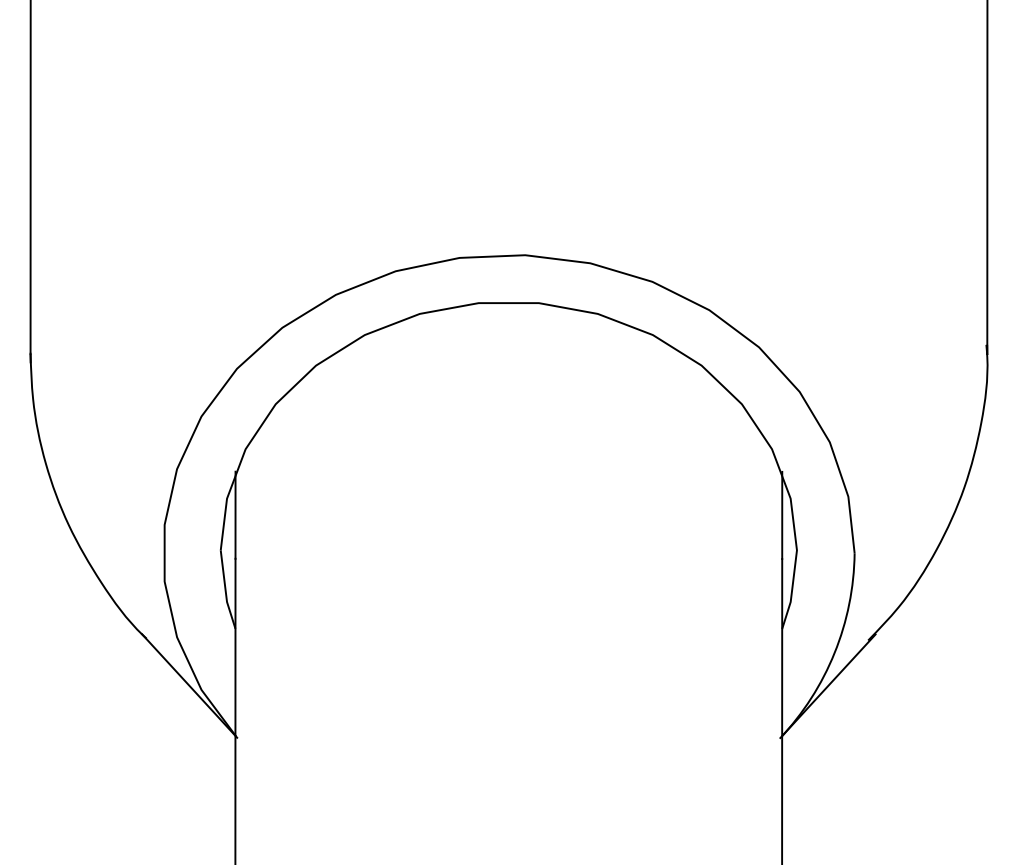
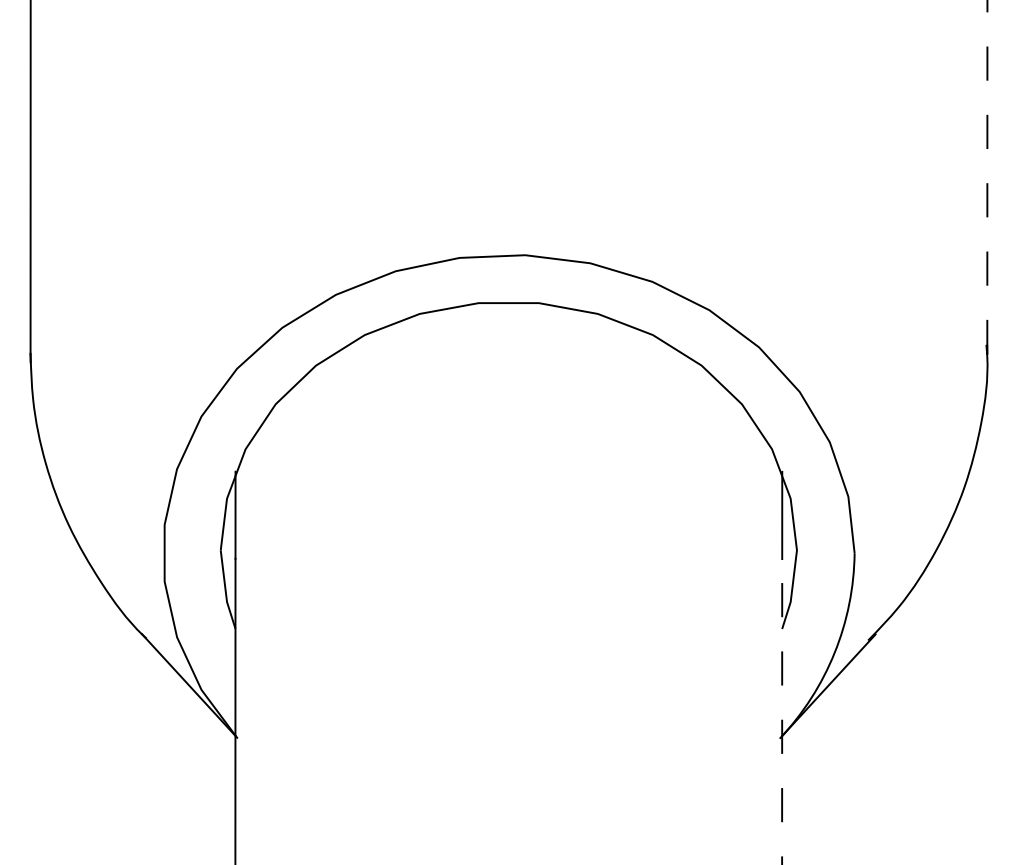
line: solid -> dashed (987, 177)
line: solid -> dashed (782, 711)
